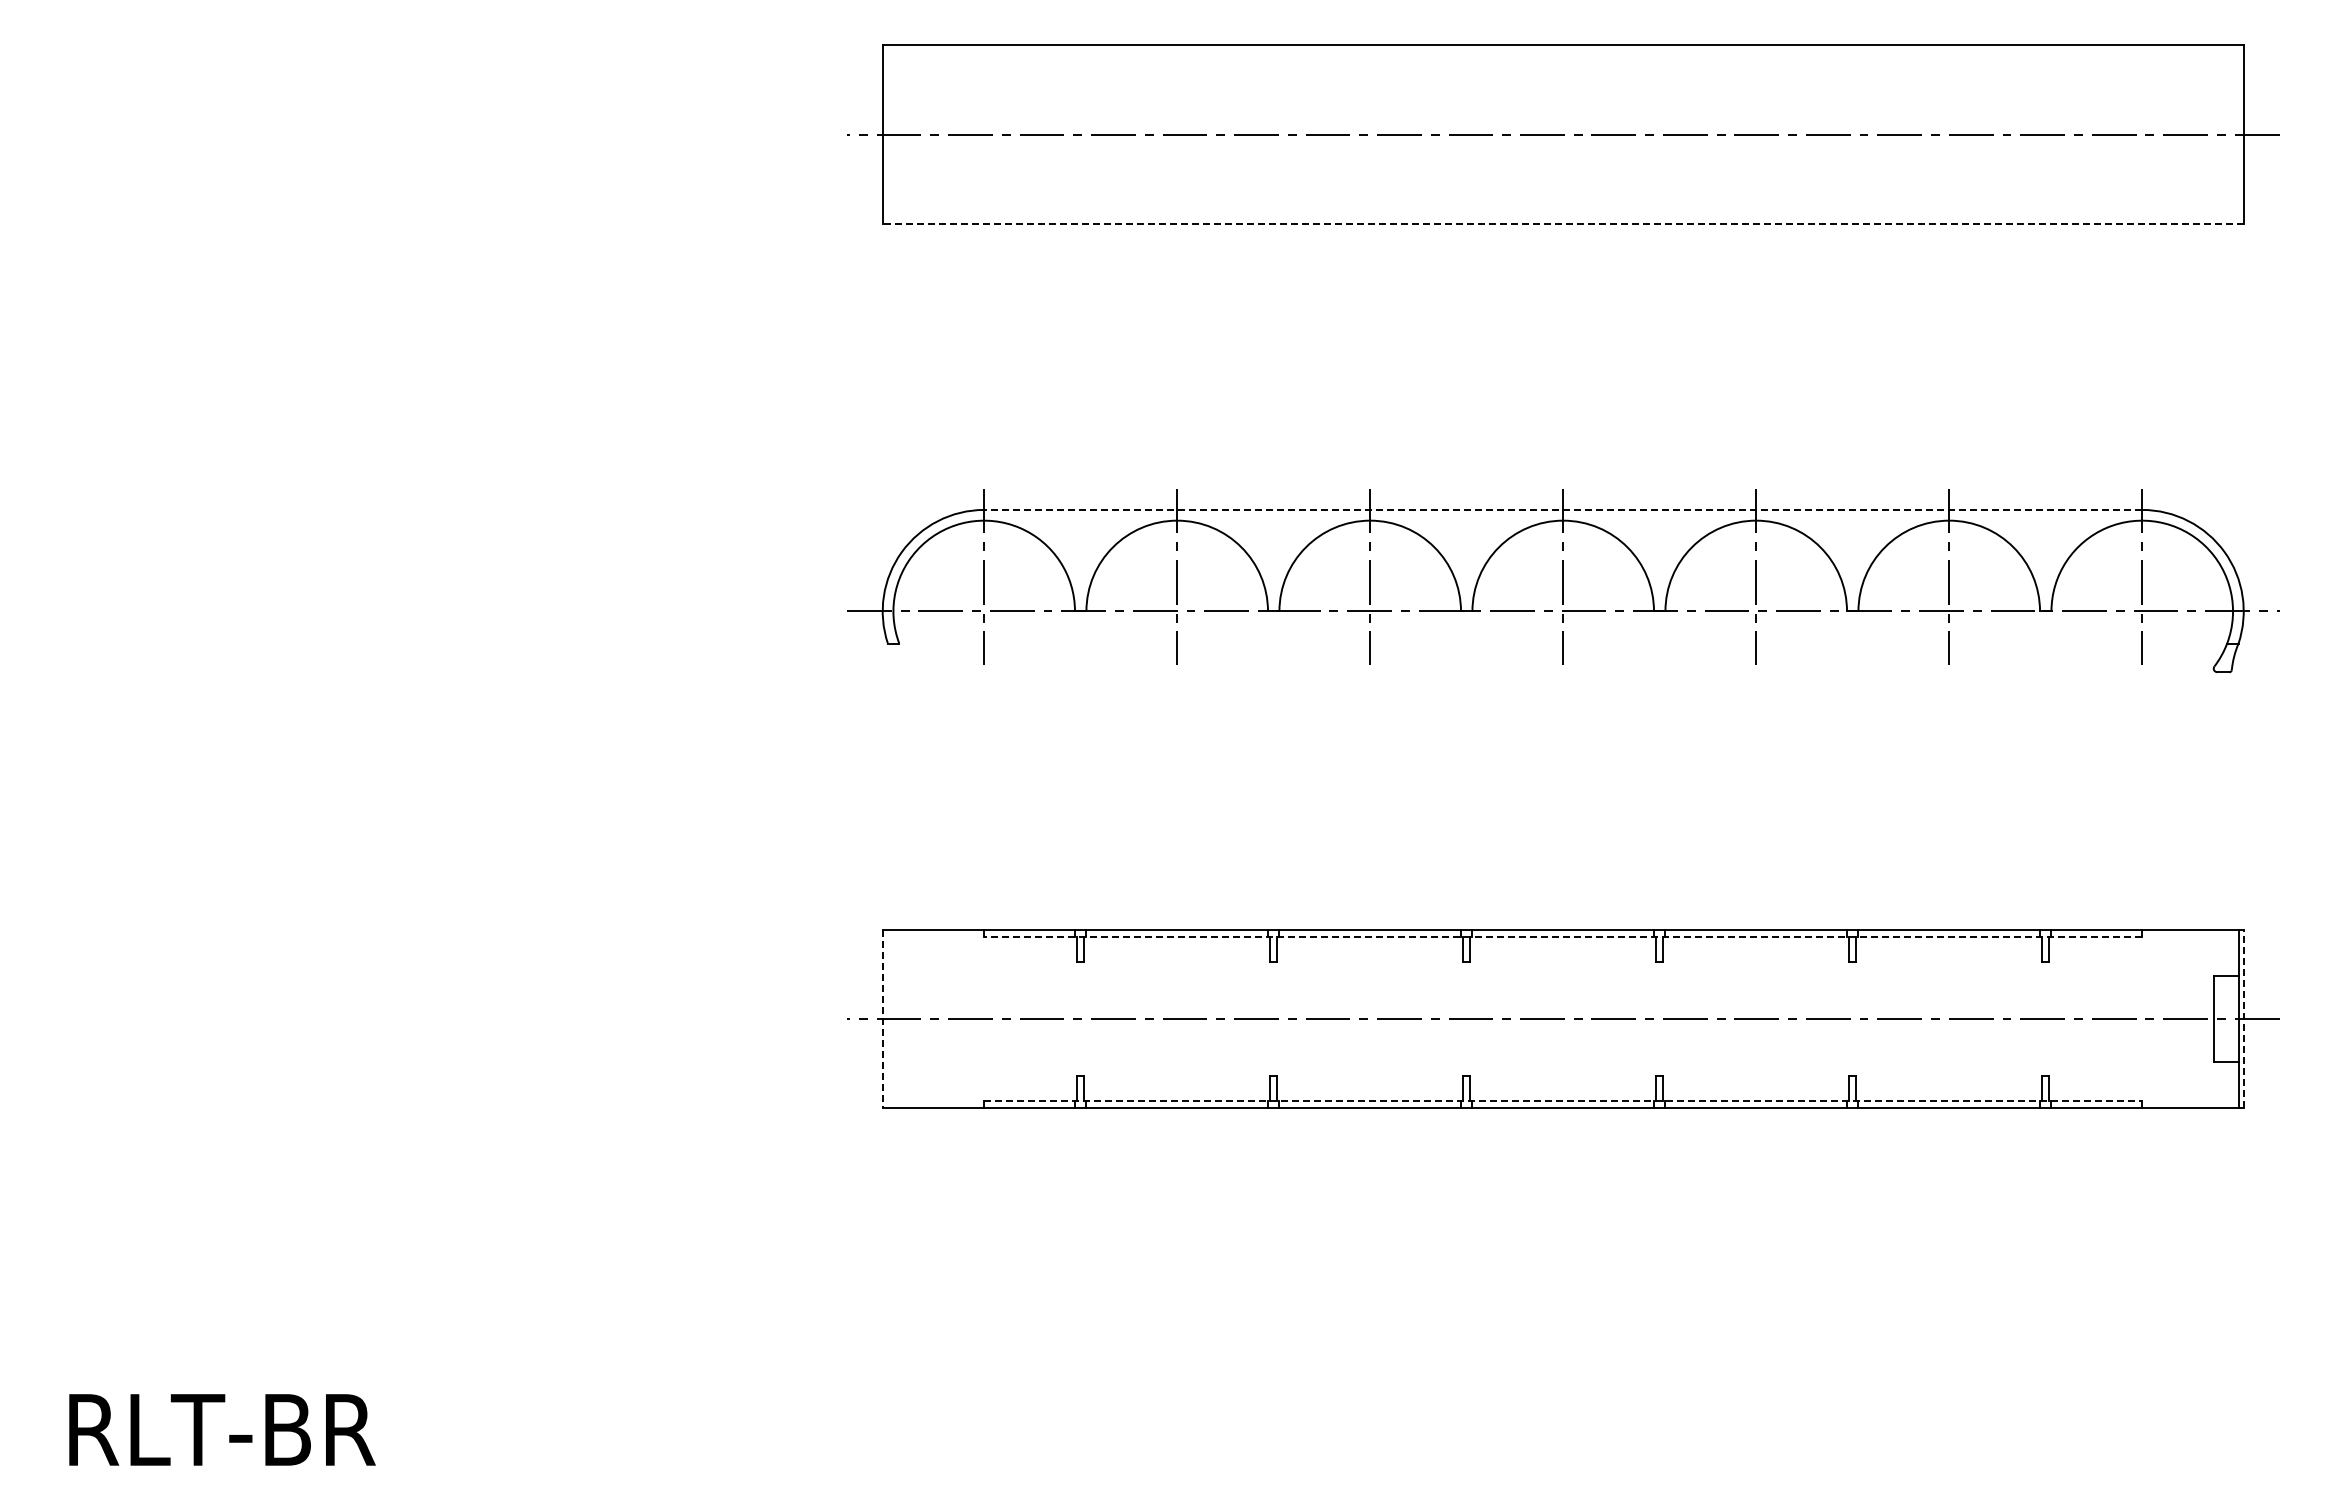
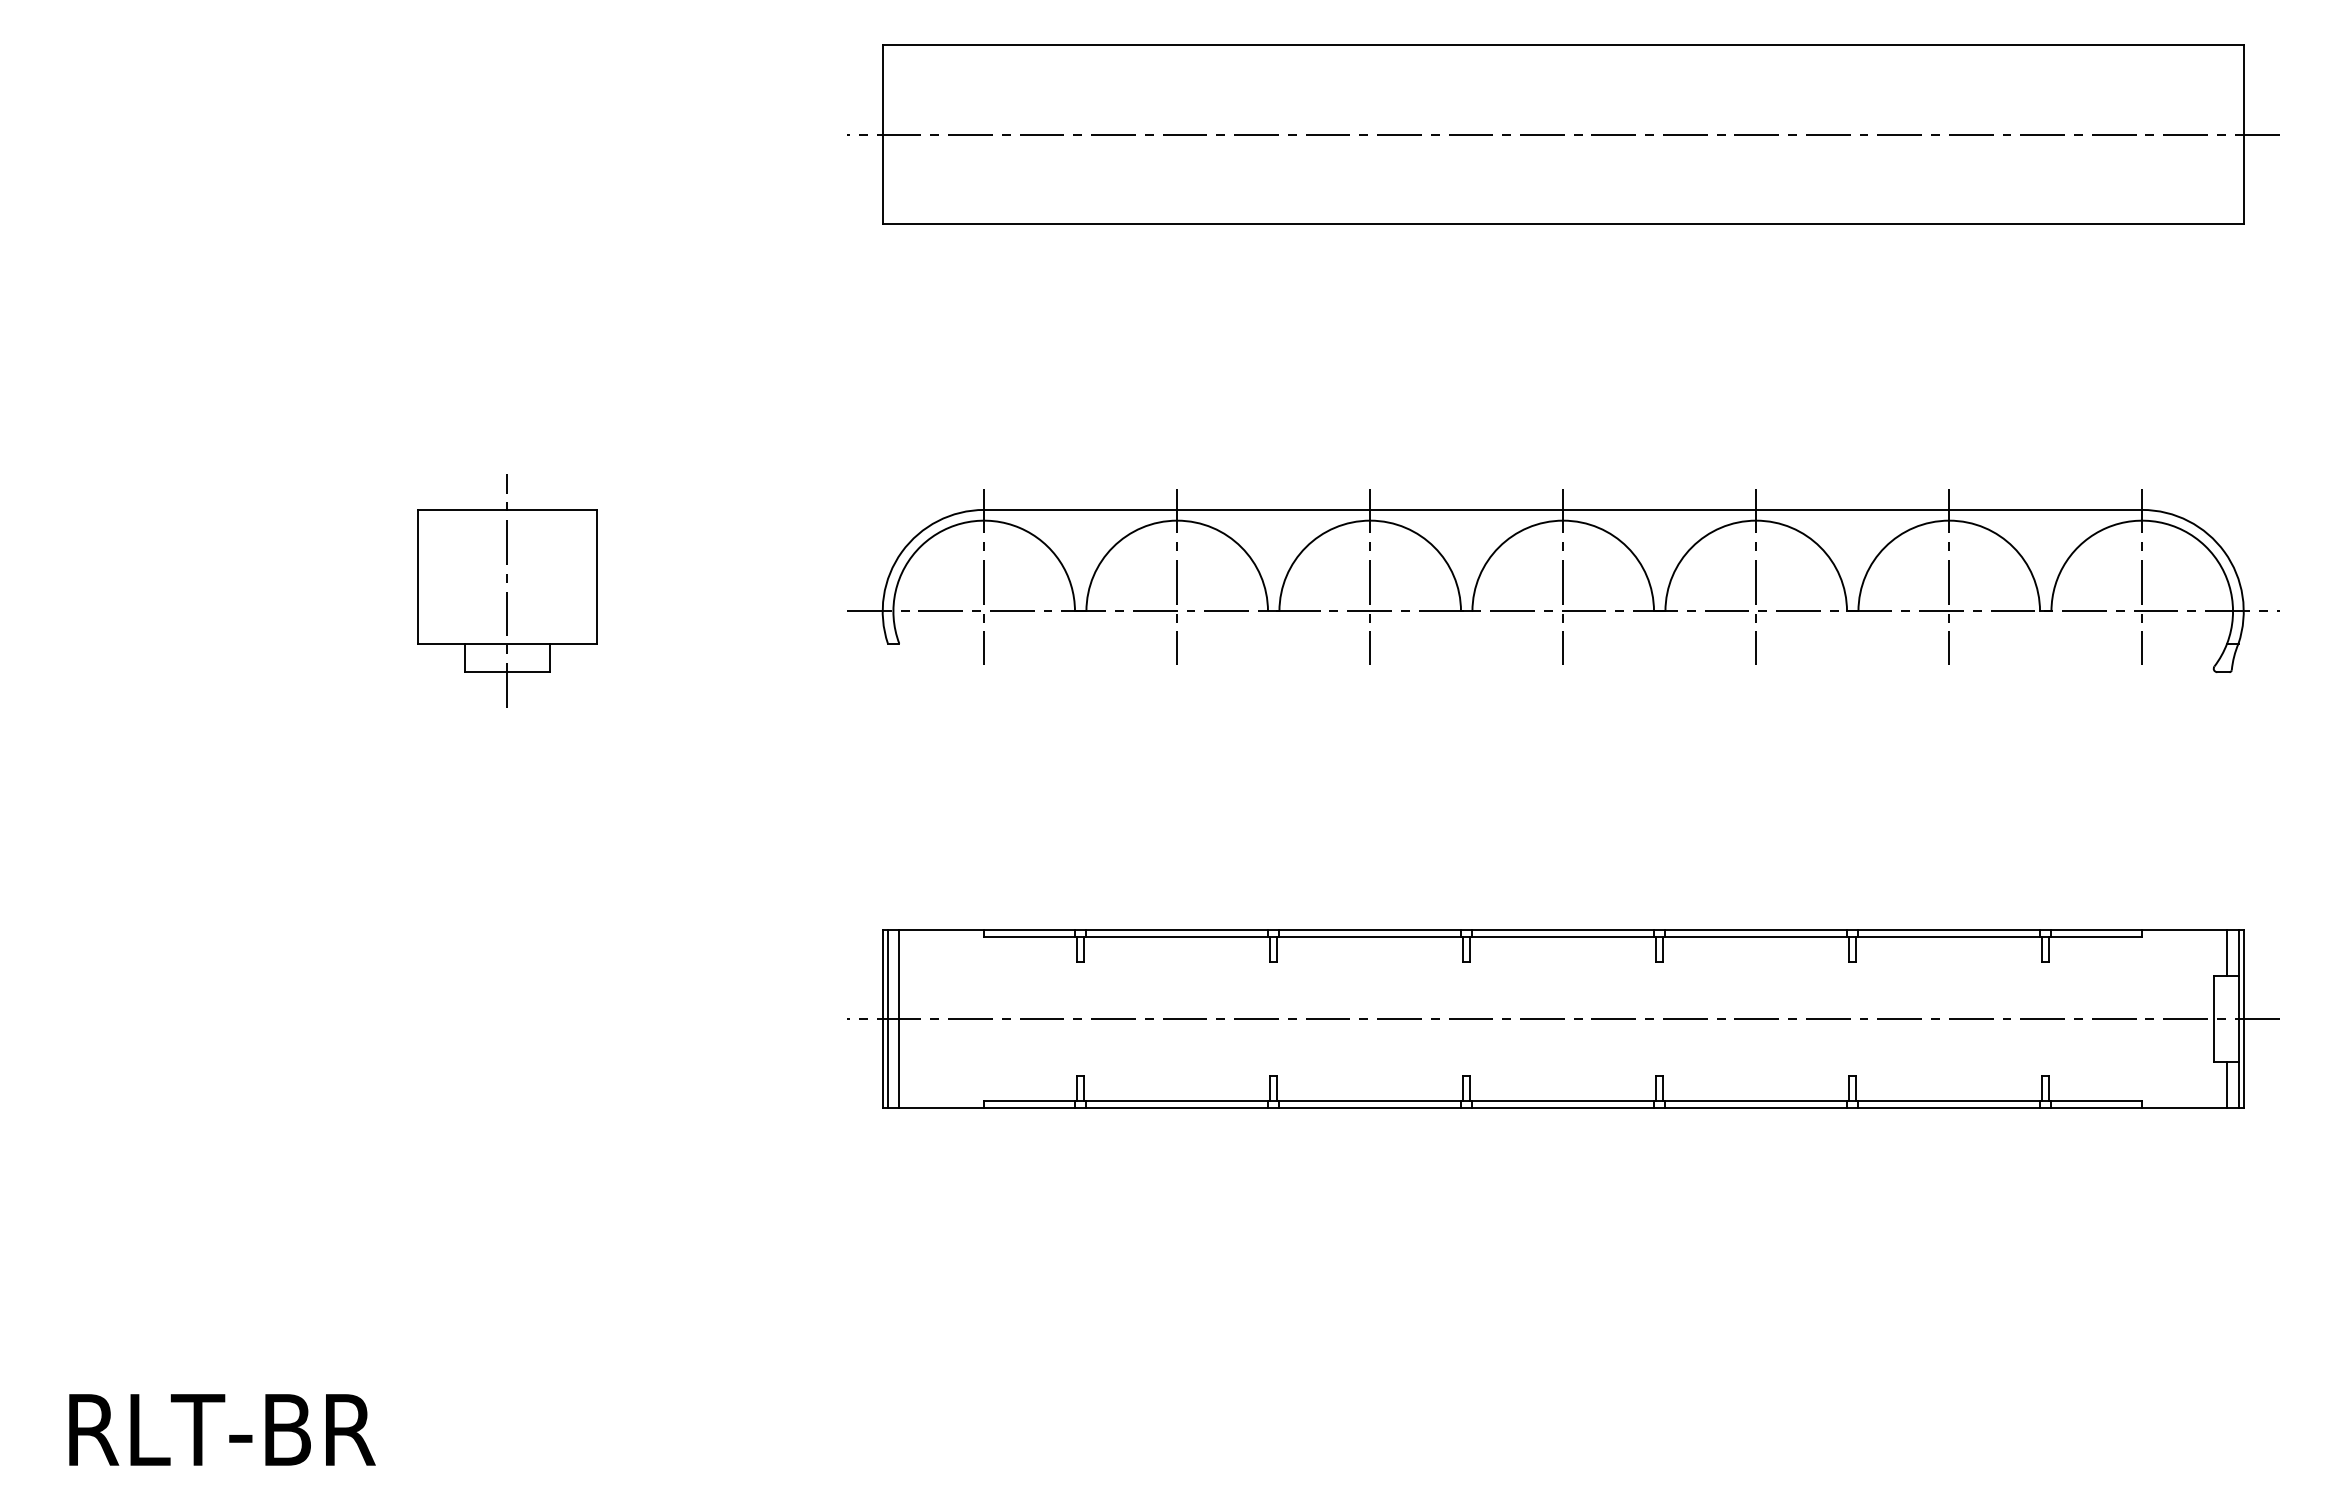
line: dashed -> solid (1563, 224)
line: dashed -> solid (1562, 509)
part: none -> present (507, 590)
line: dashed -> solid (1562, 936)
line: none -> present (2227, 952)
line: none -> present (887, 1018)
line: none -> present (899, 1018)
line: dashed -> solid (2243, 1018)
line: dashed -> solid (882, 1019)
line: none -> present (2227, 1084)
line: dashed -> solid (1563, 1101)
